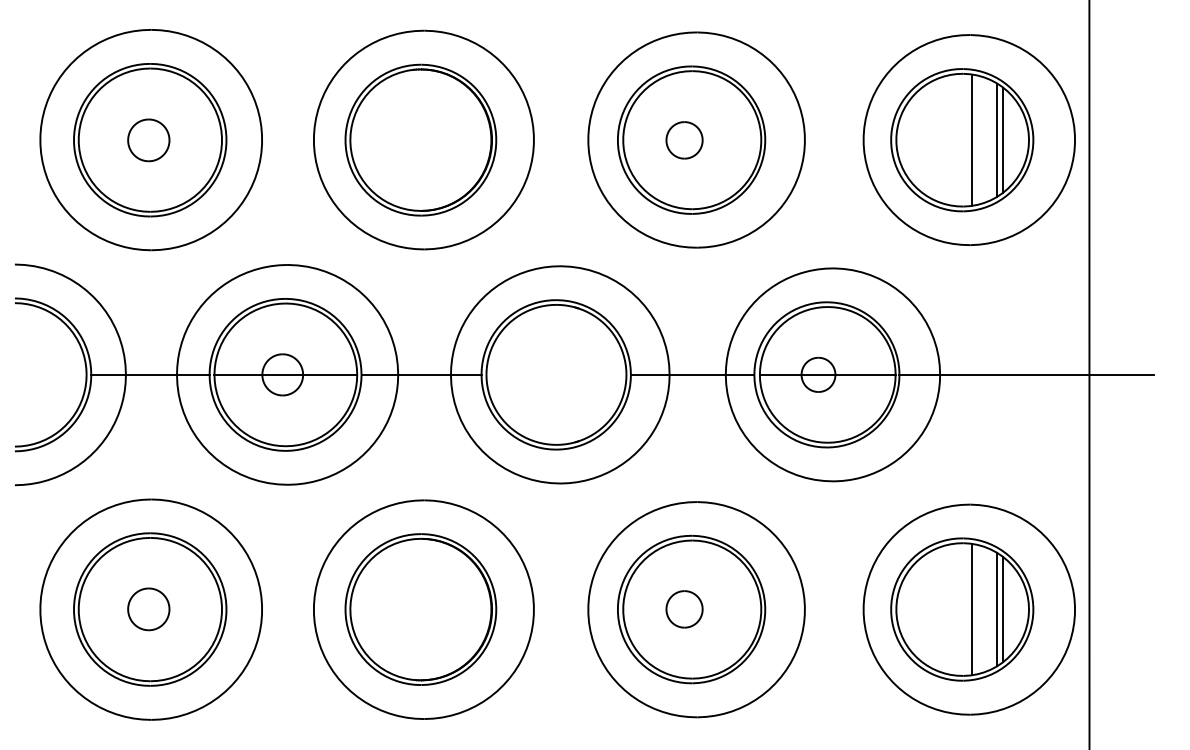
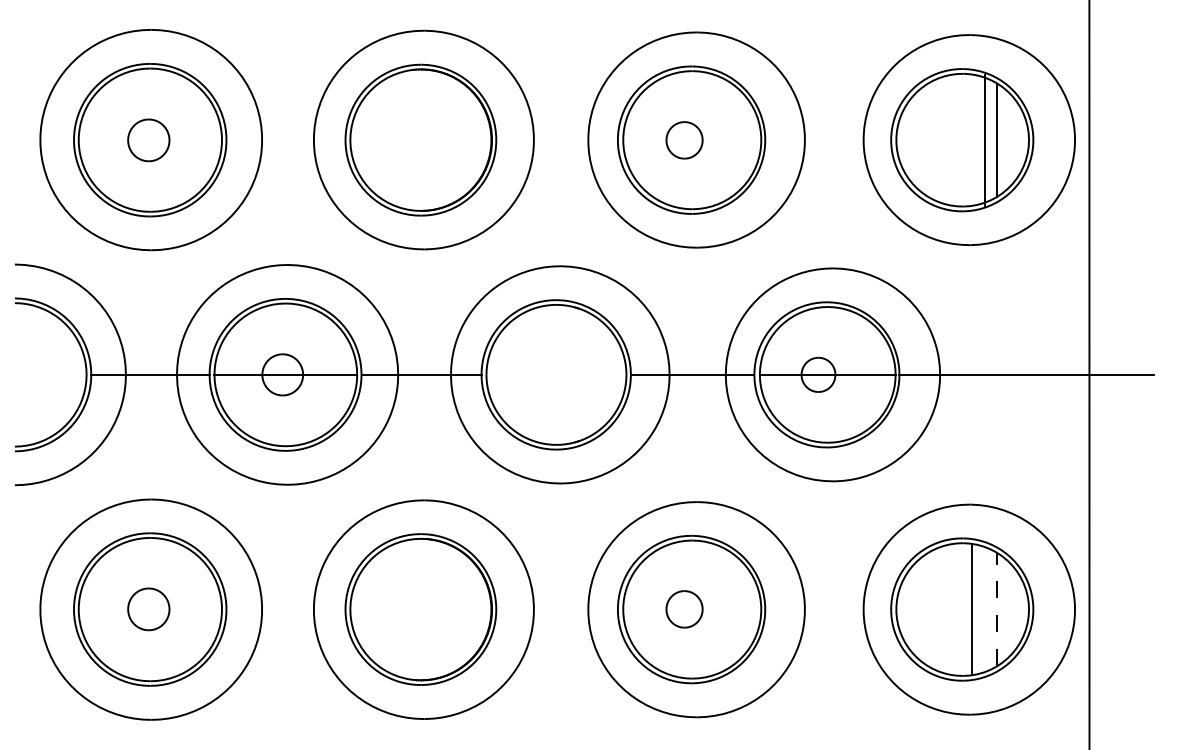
line position: (971, 139) -> (984, 139) (984, 139)
line: present -> none (1003, 139)
line: solid -> dashed (997, 609)
line: present -> none (1003, 609)
